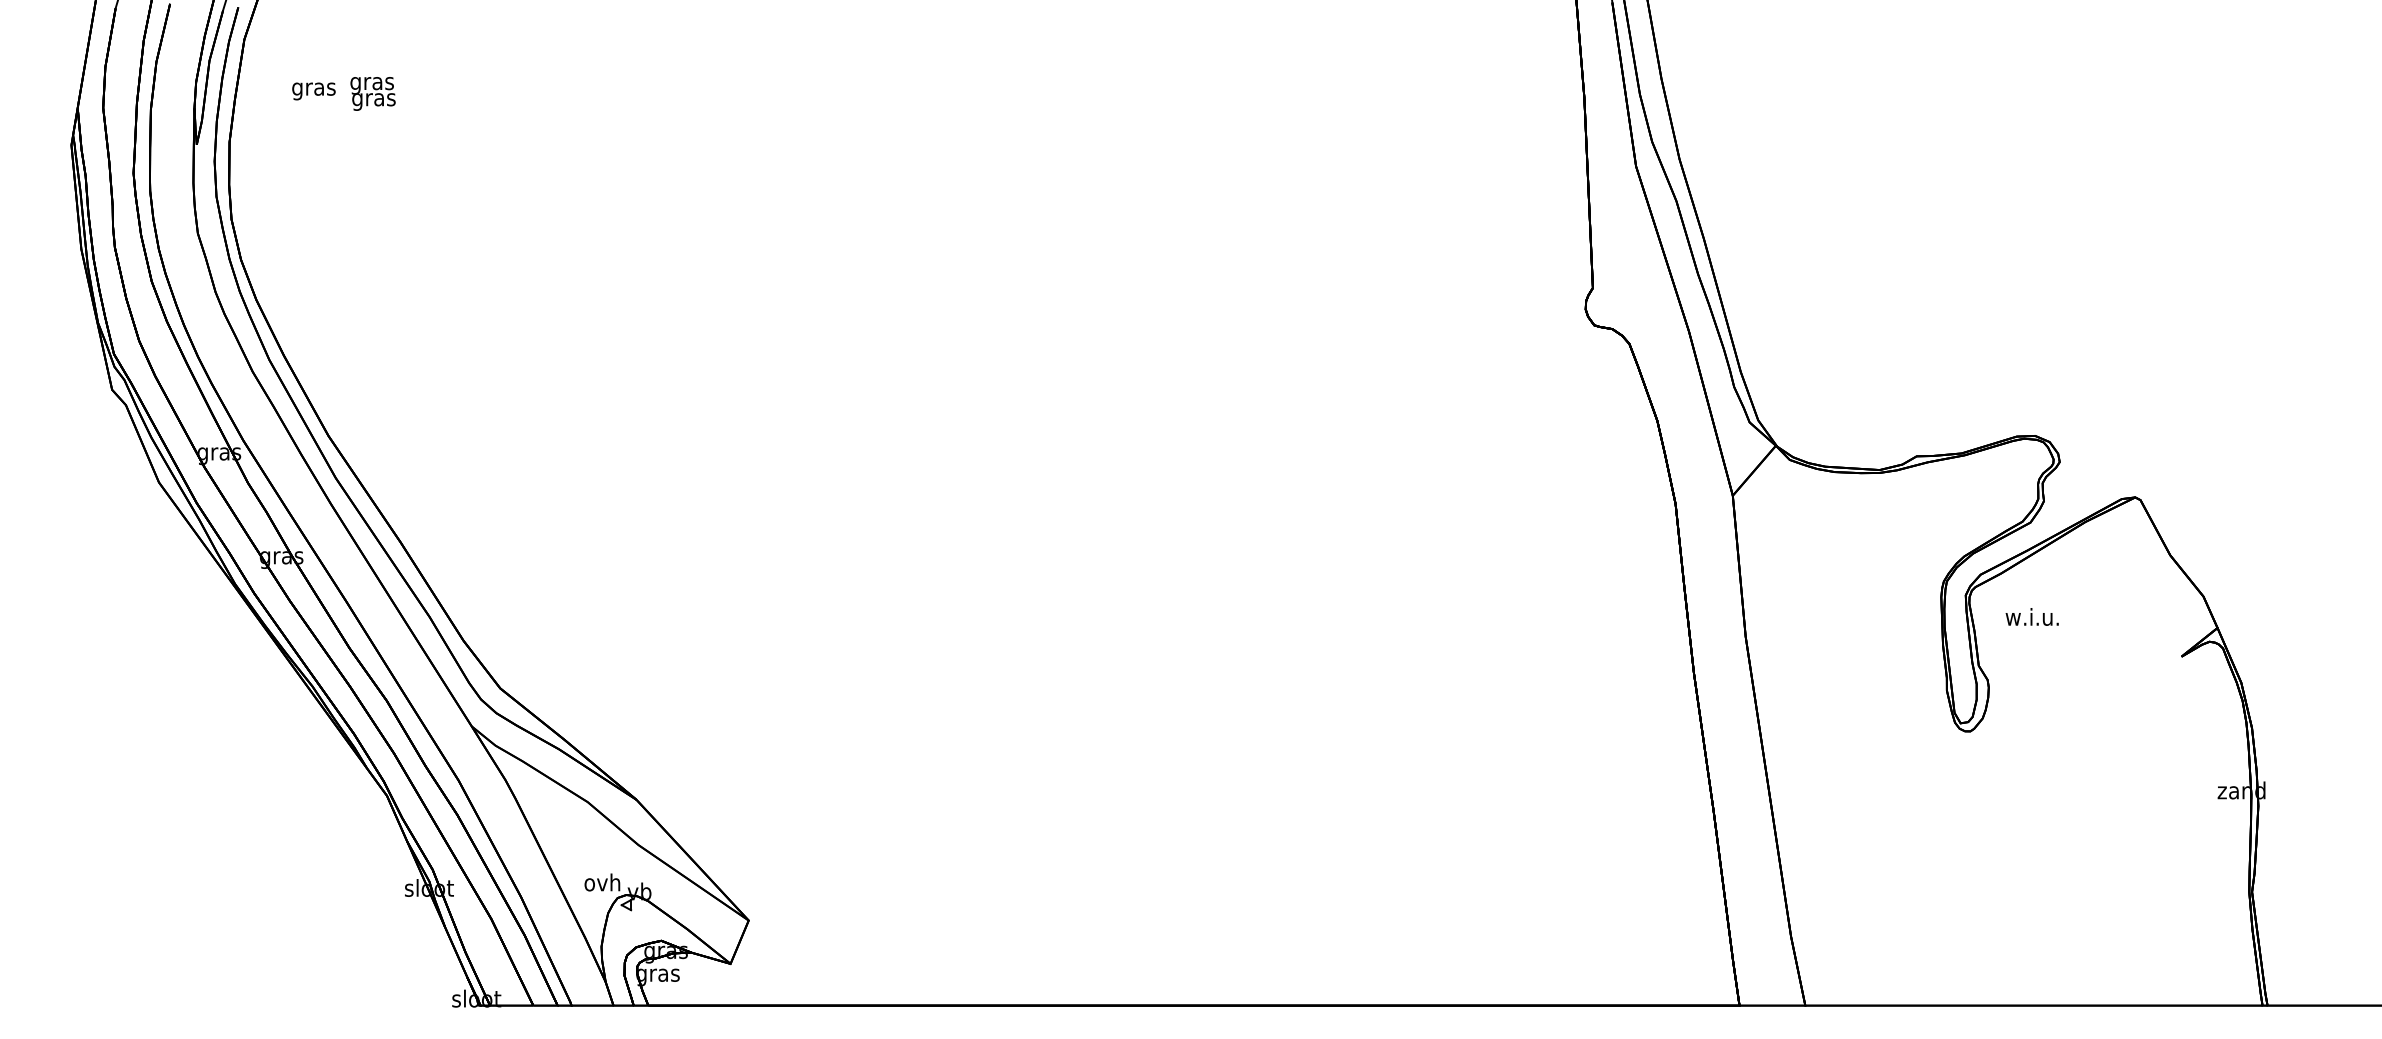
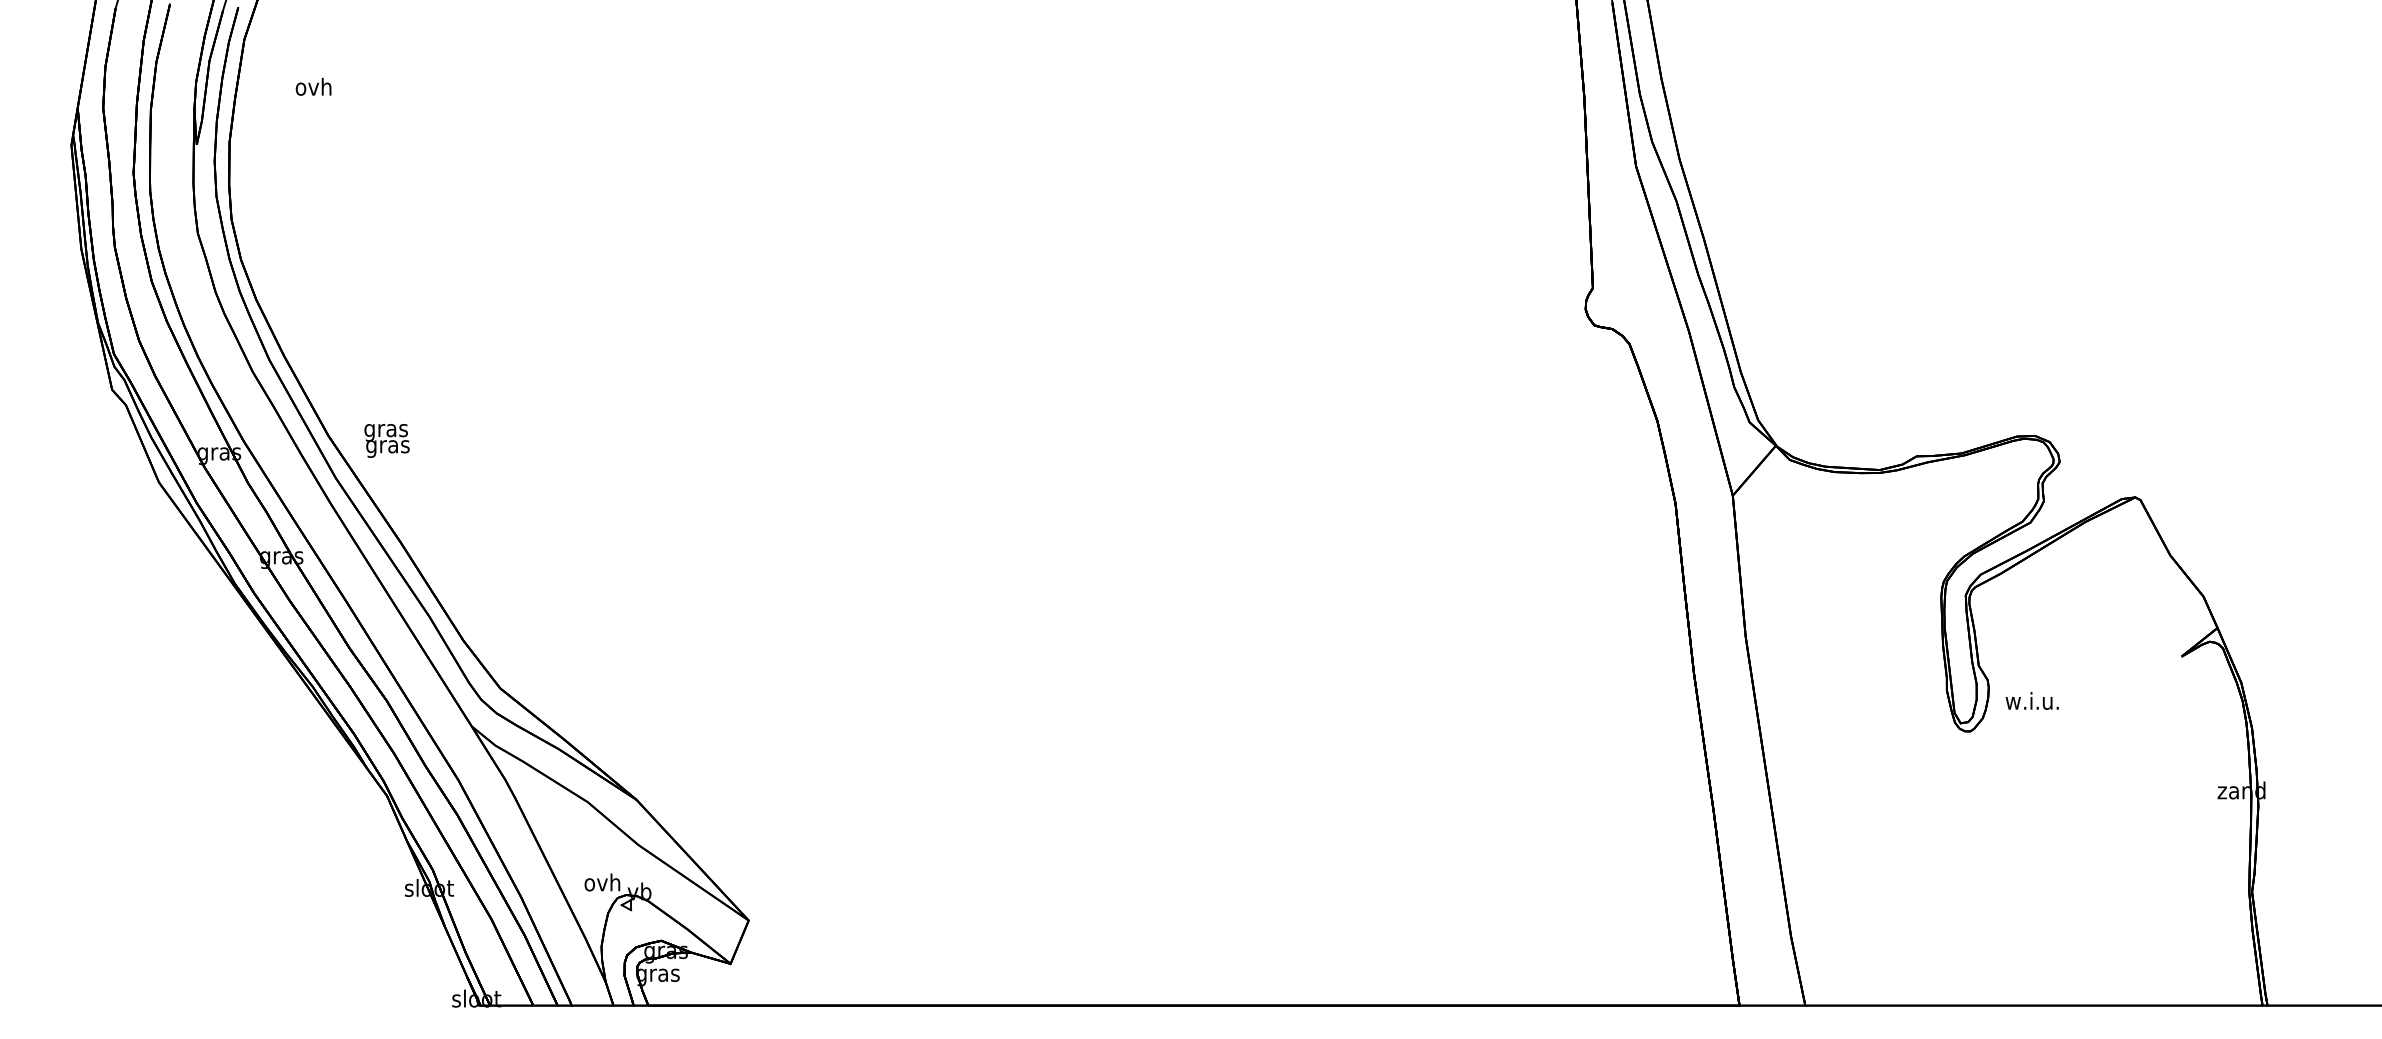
text: gras -> ovh (313, 88)
text position: (372, 93) -> (386, 440) (386, 440)
text position: (2031, 616) -> (2031, 700) (2031, 700)
